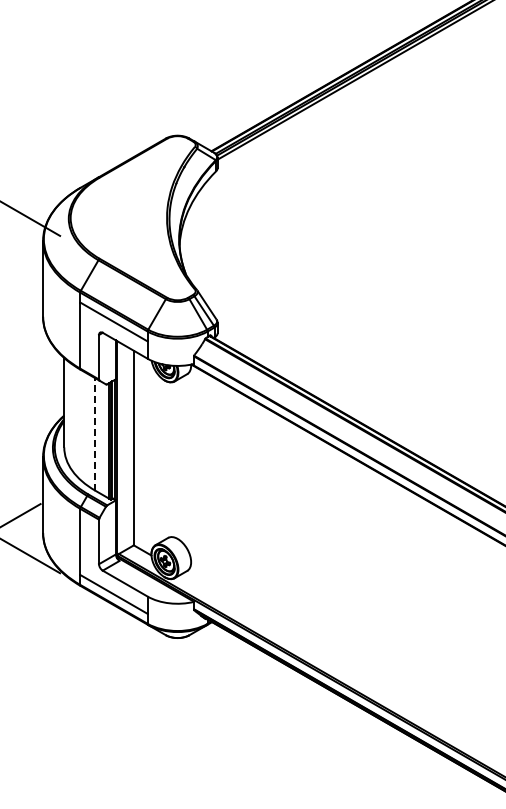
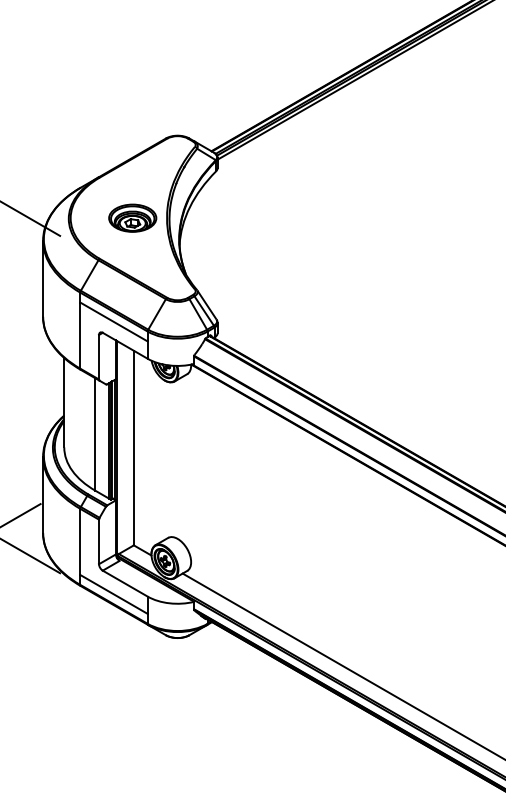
part: none -> present (132, 217)
line: dashed -> solid (95, 433)
line: none -> present (342, 665)
